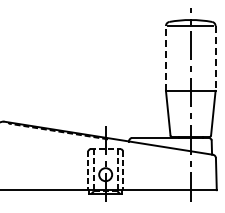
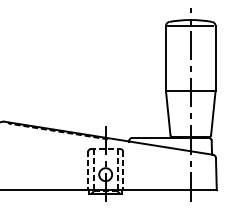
line: dashed -> solid (165, 57)
line: dashed -> solid (215, 58)
